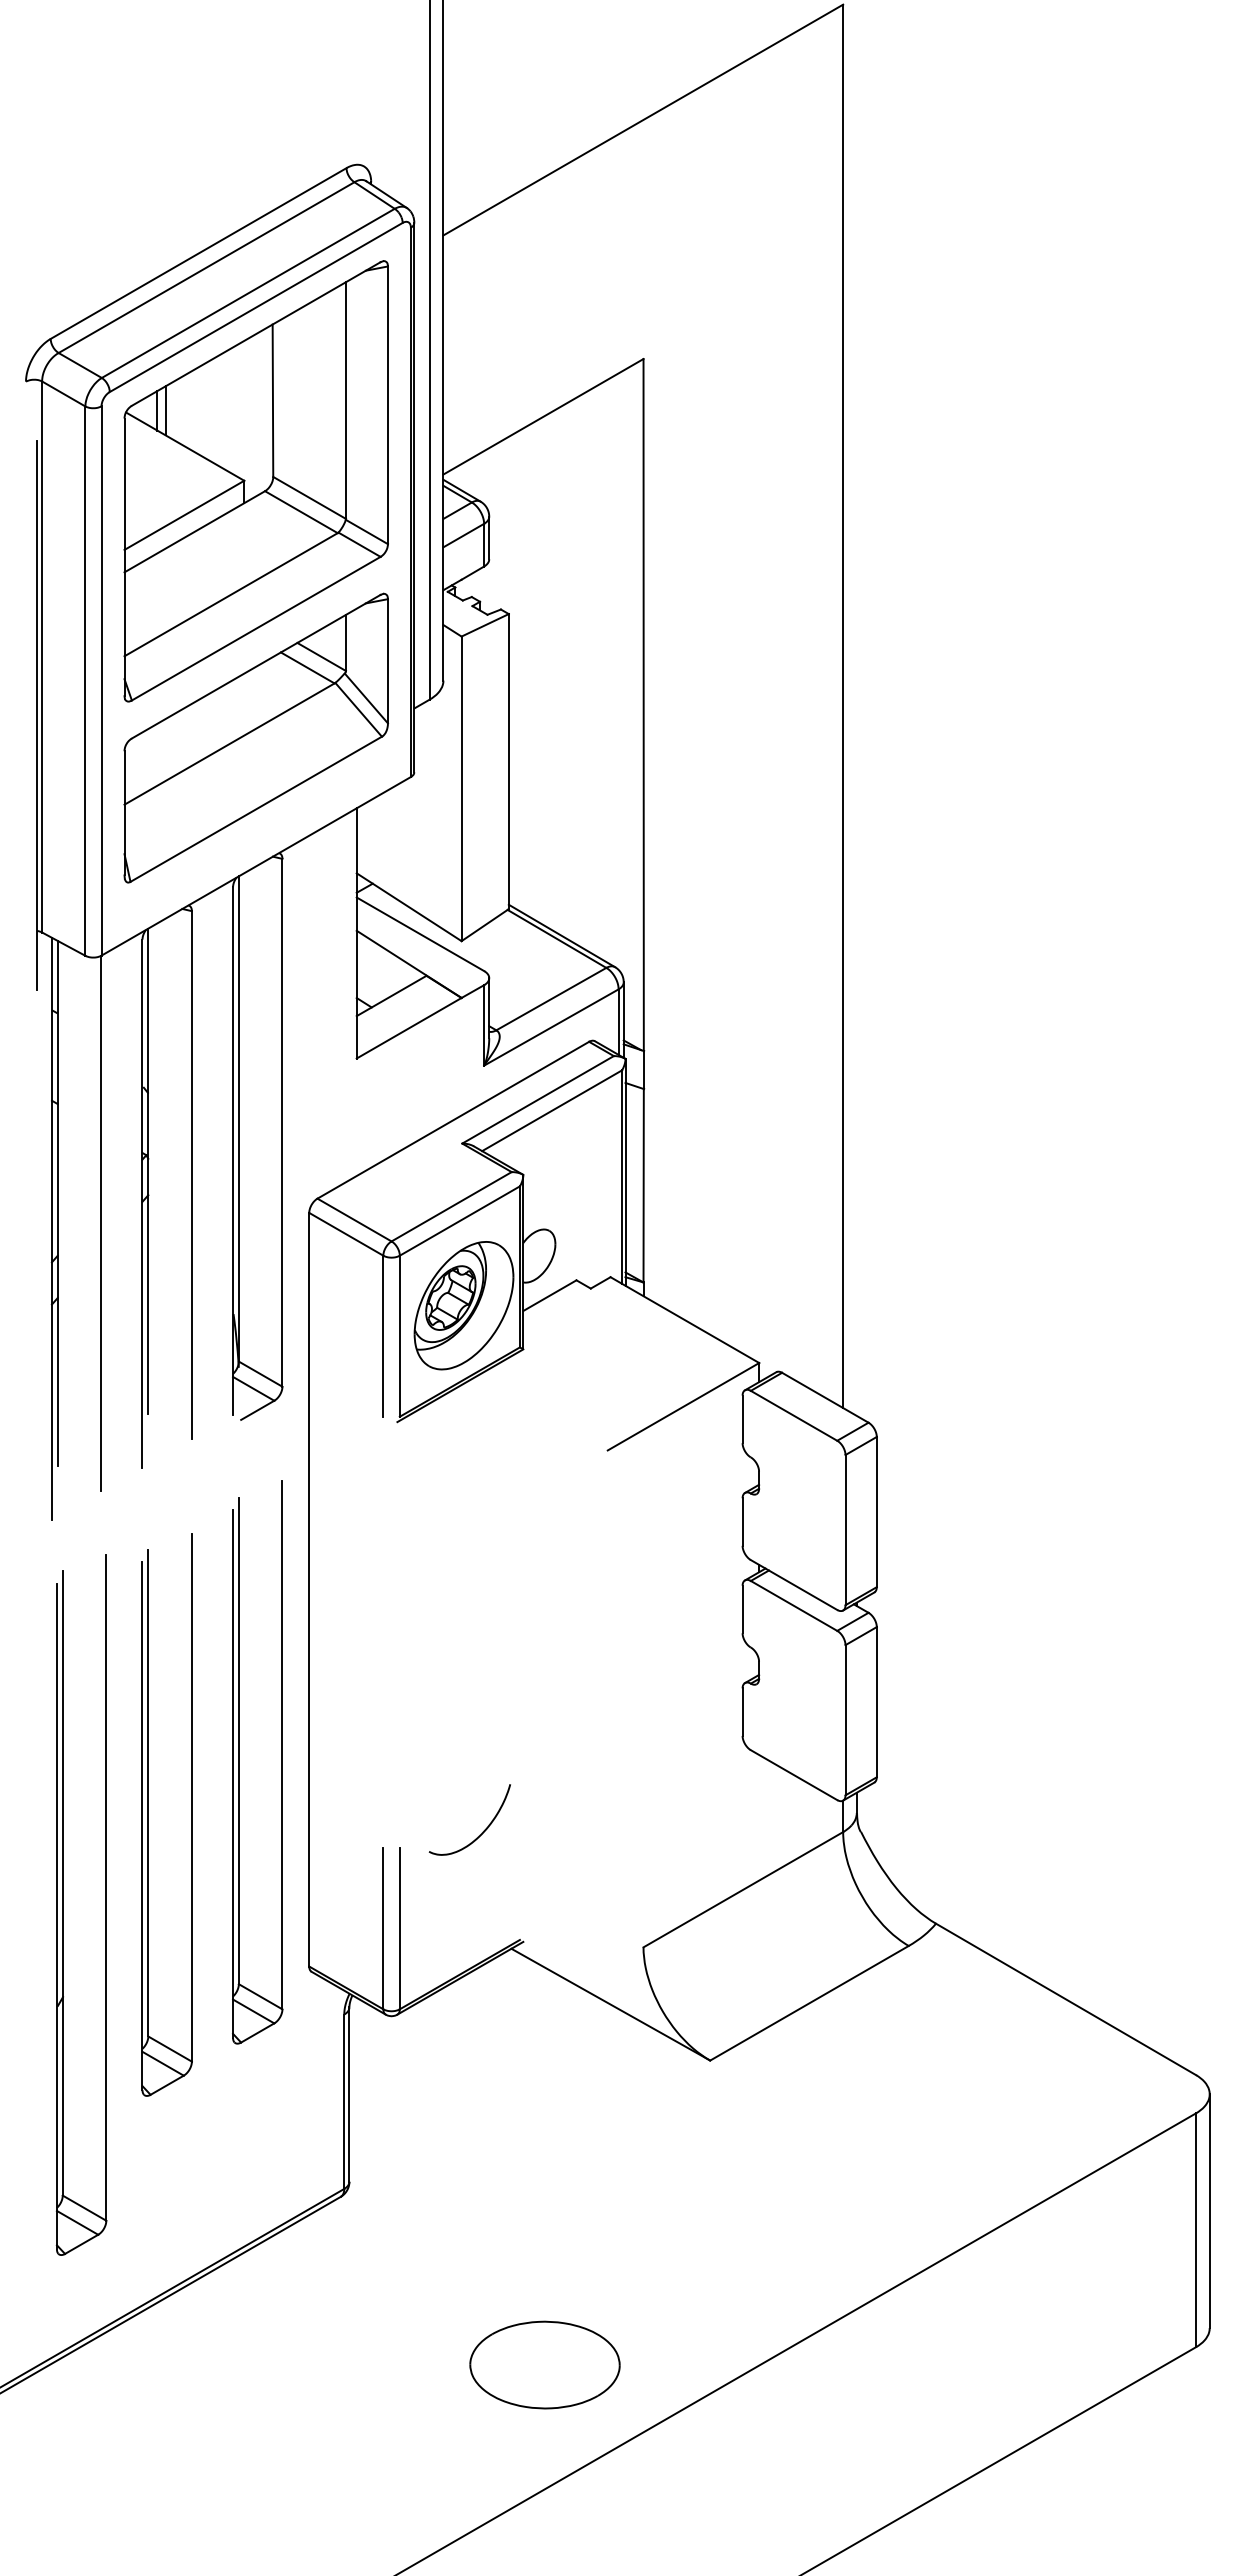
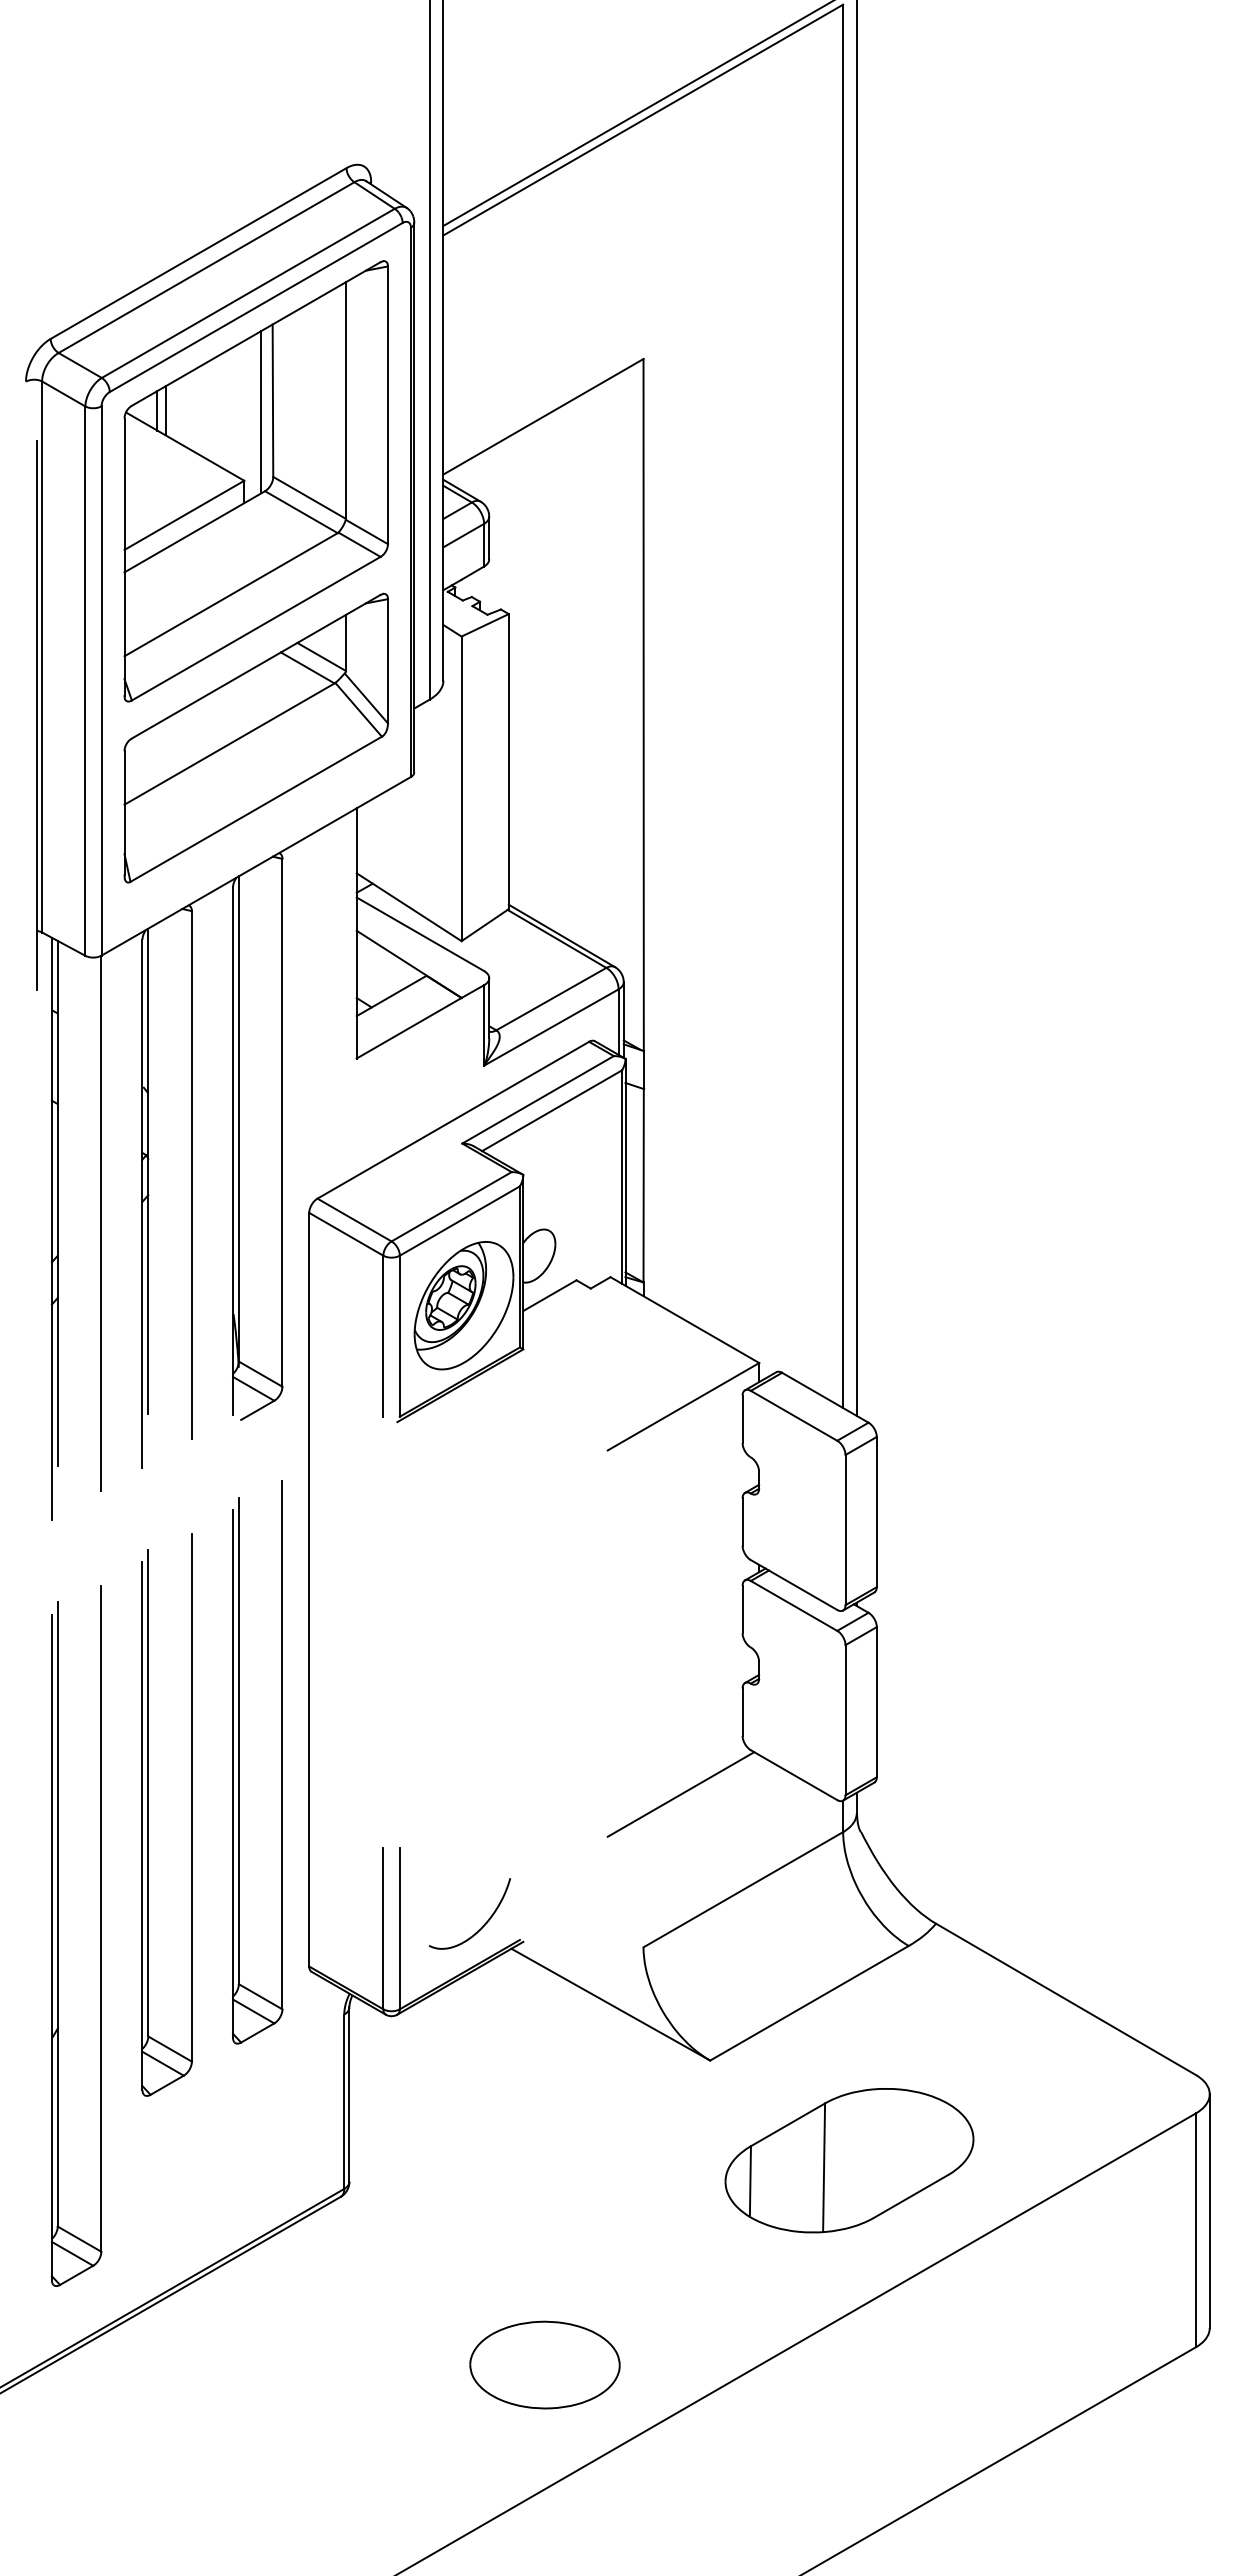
line: none -> present (636, 113)
line: none -> present (261, 412)
line: none -> present (856, 708)
line: none -> present (680, 1794)
curve position: (482, 1831) -> (482, 1925) (482, 1925)
part position: (63, 1904) -> (58, 1935) (58, 1935)
part: none -> present (849, 2160)
